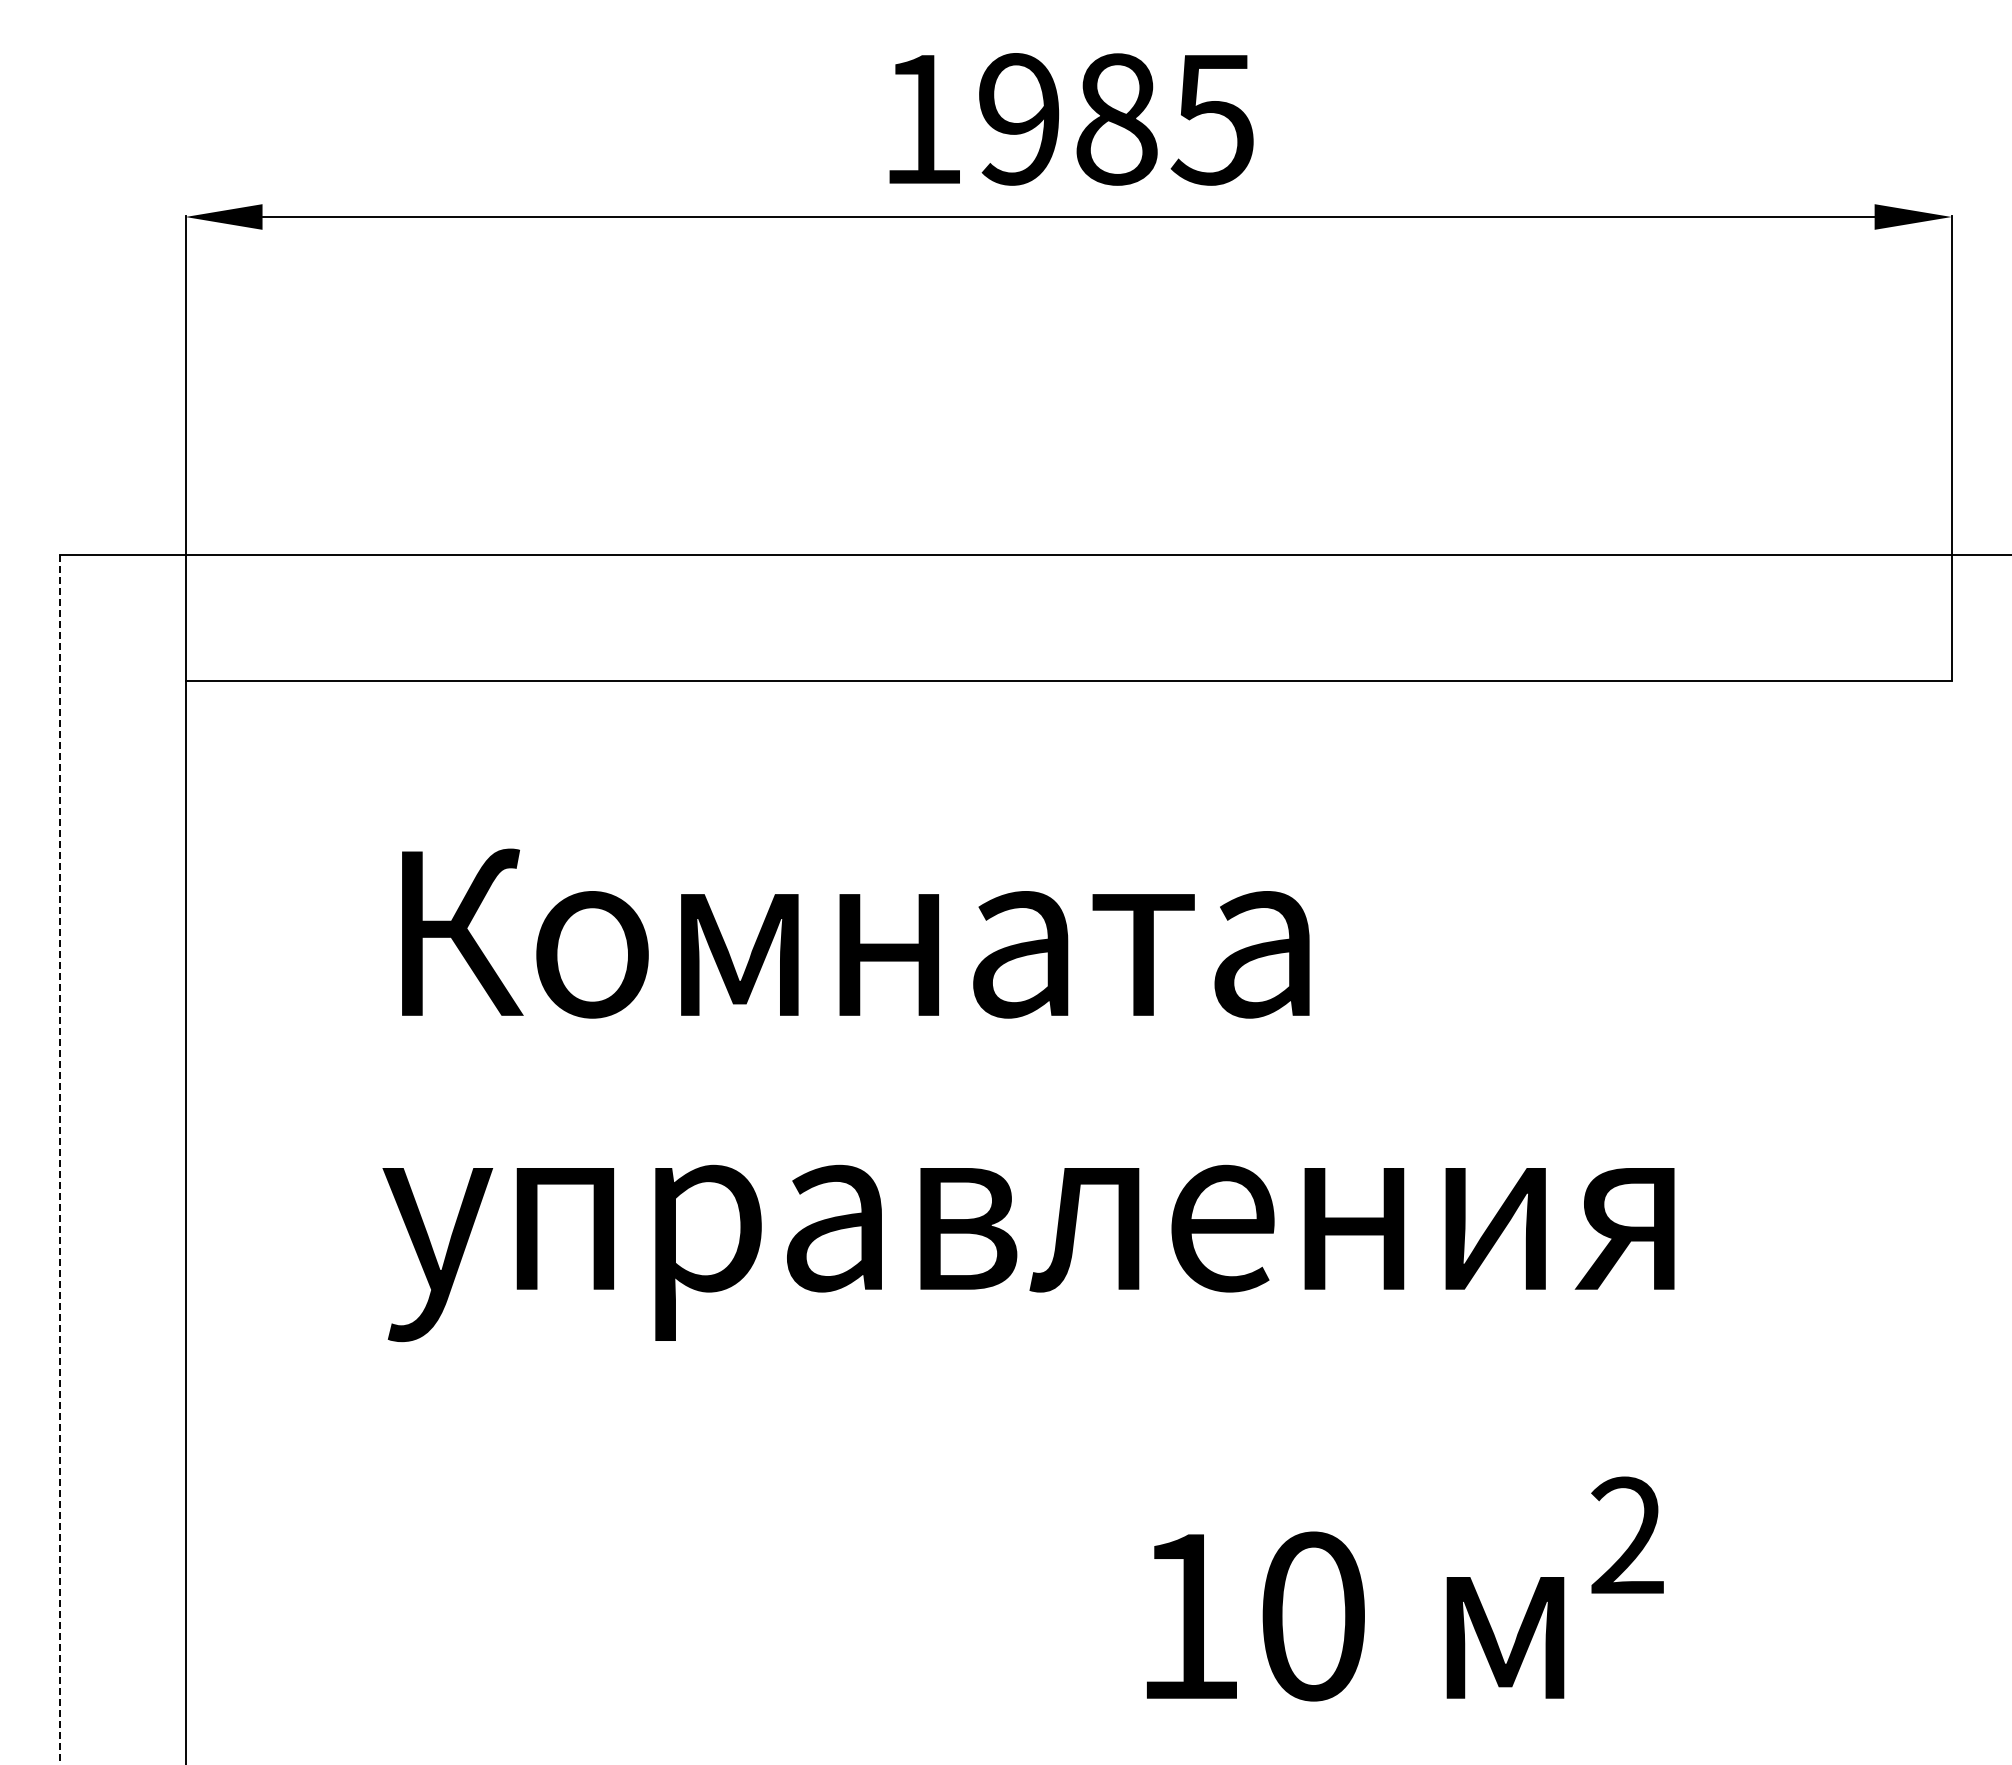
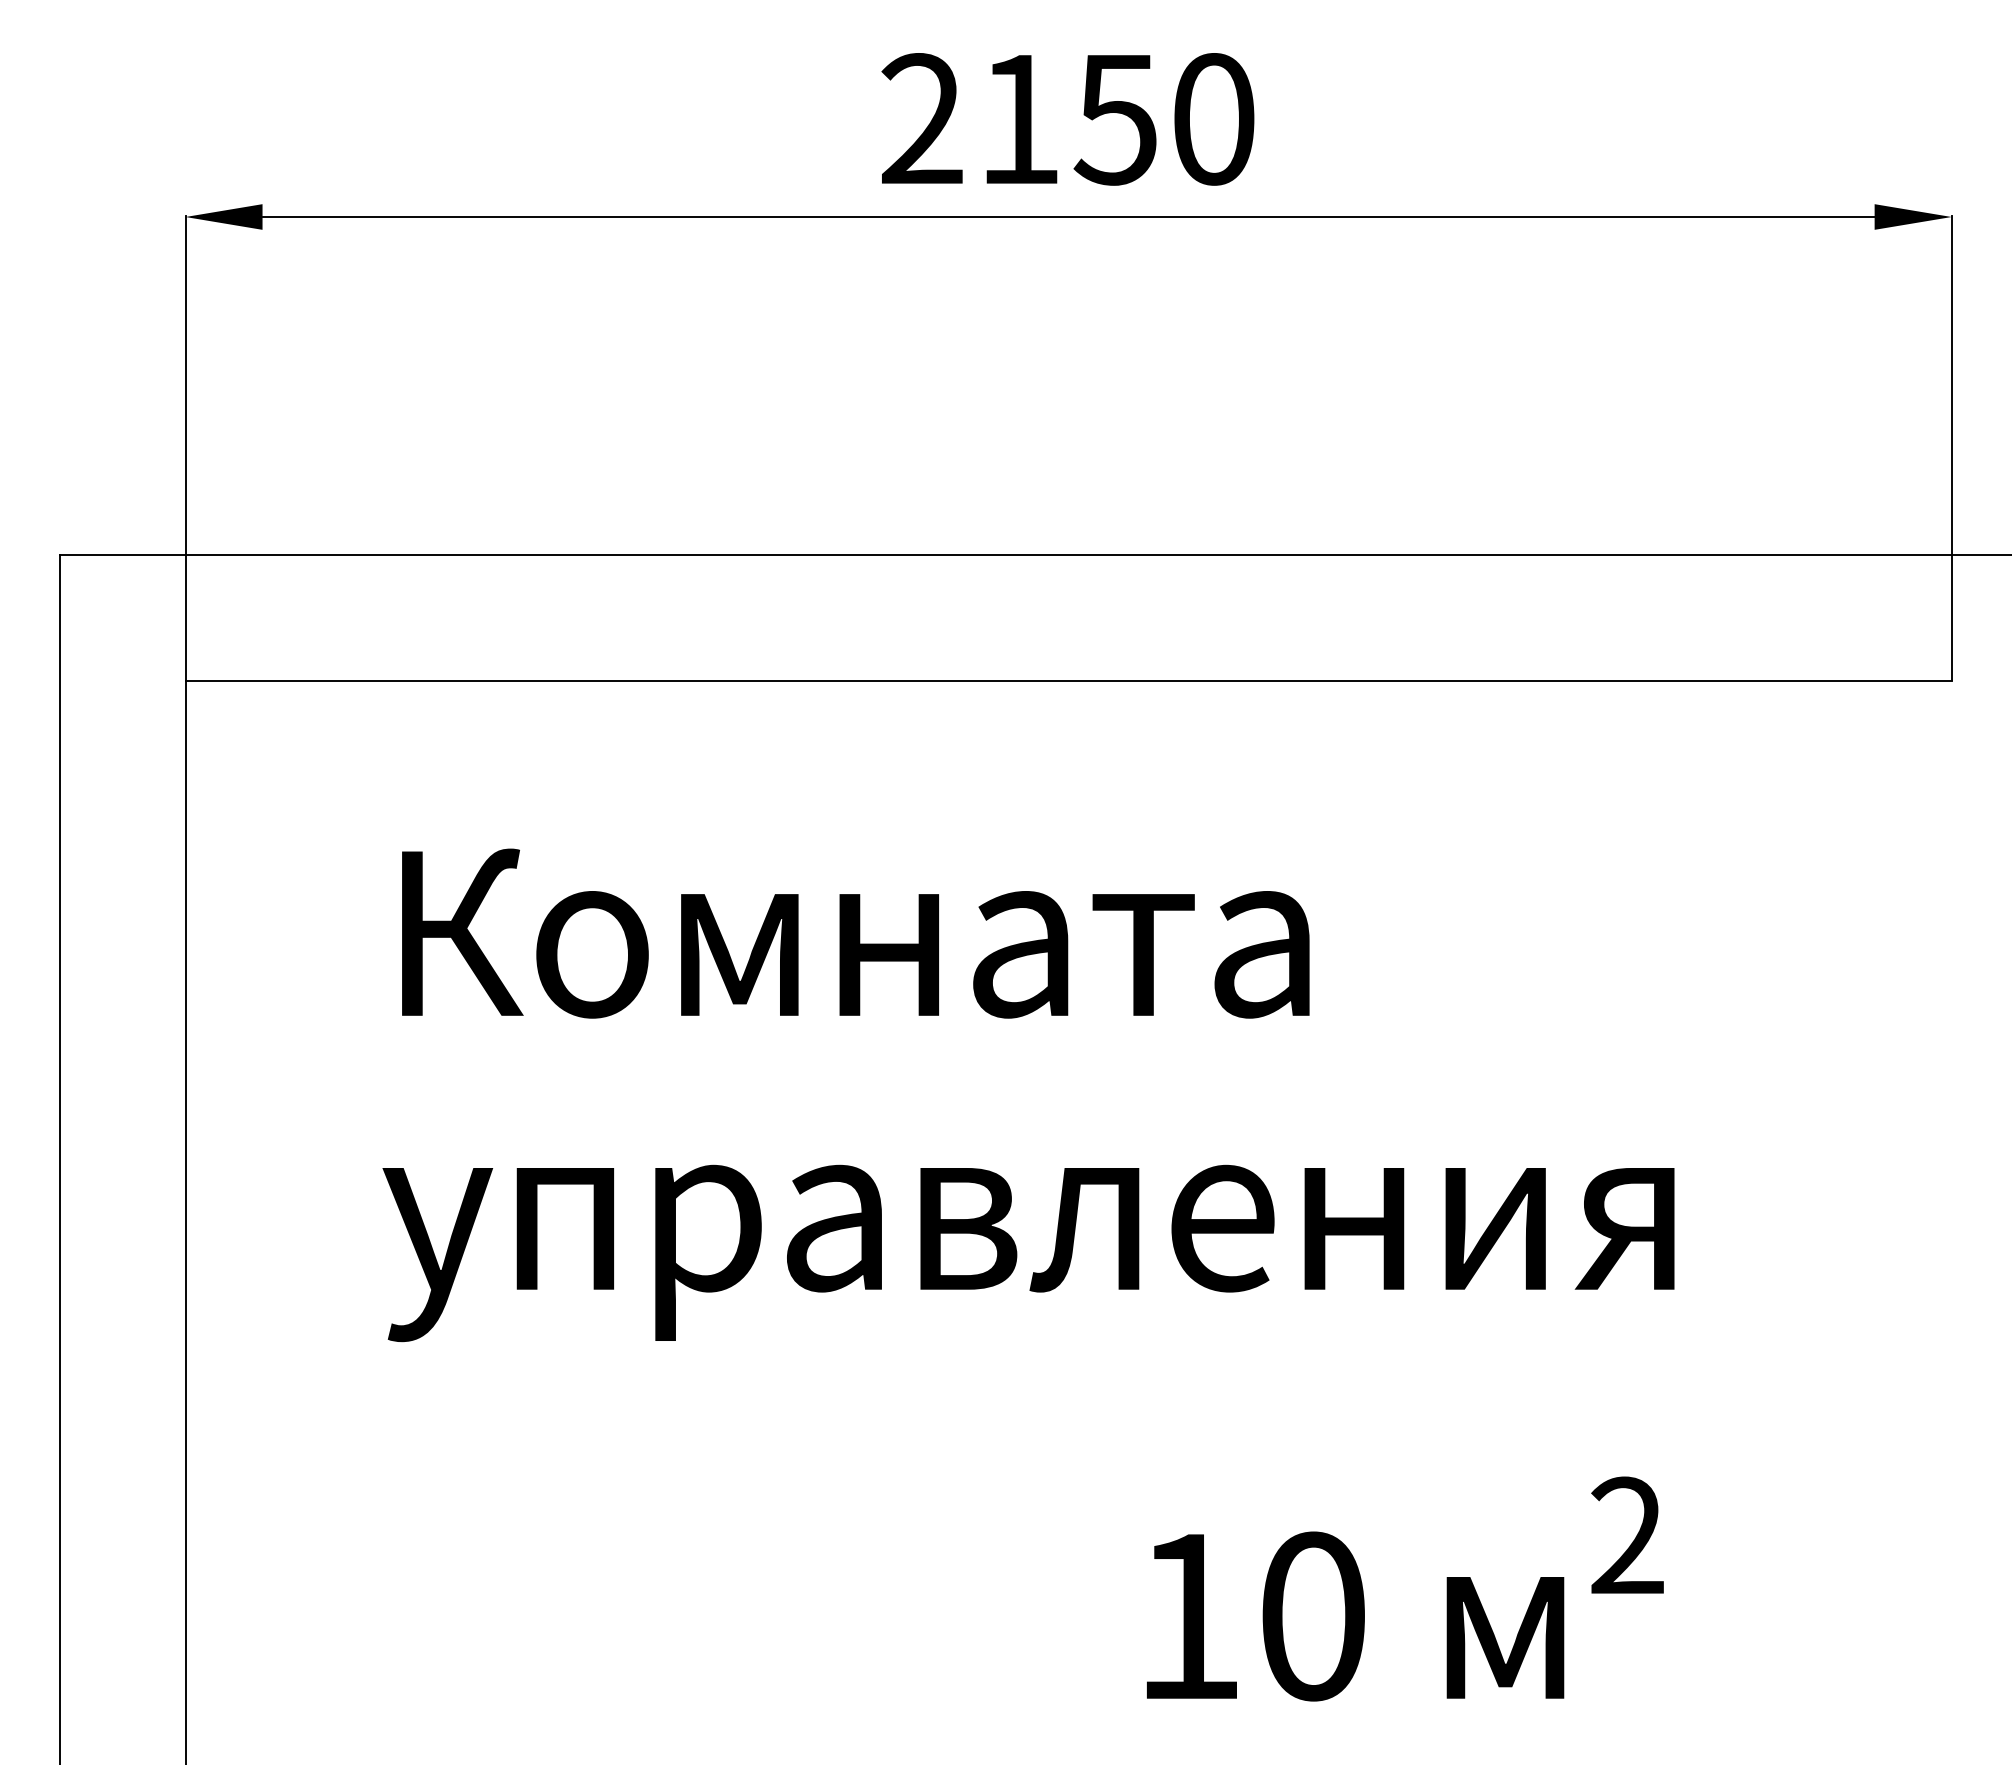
text: 1985 -> 2150 (1067, 119)
line: dashed -> solid (60, 1160)
